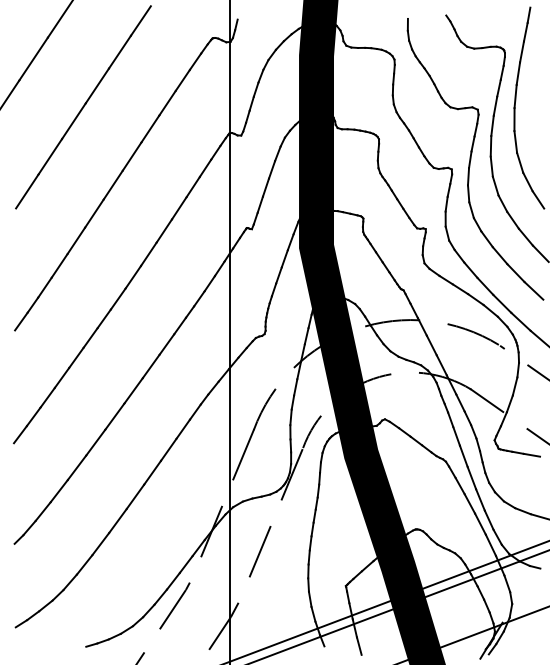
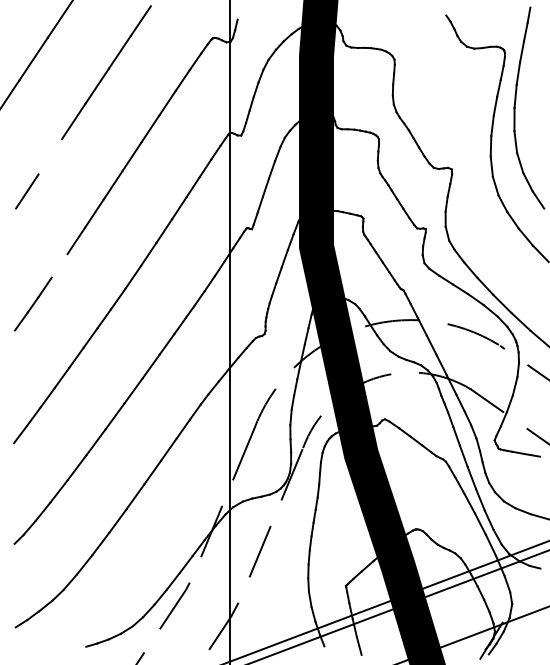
line: present -> none (50, 156)
part: present -> none (475, 159)
line: present -> none (59, 265)
